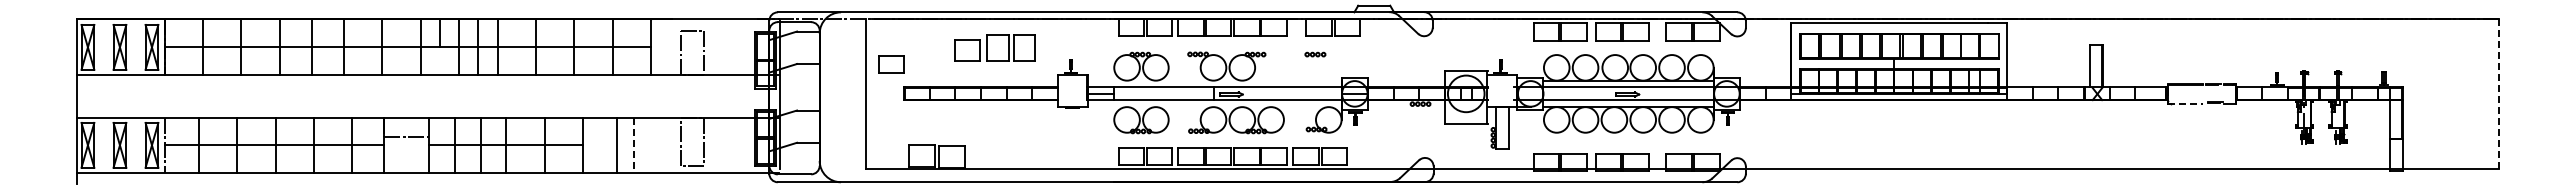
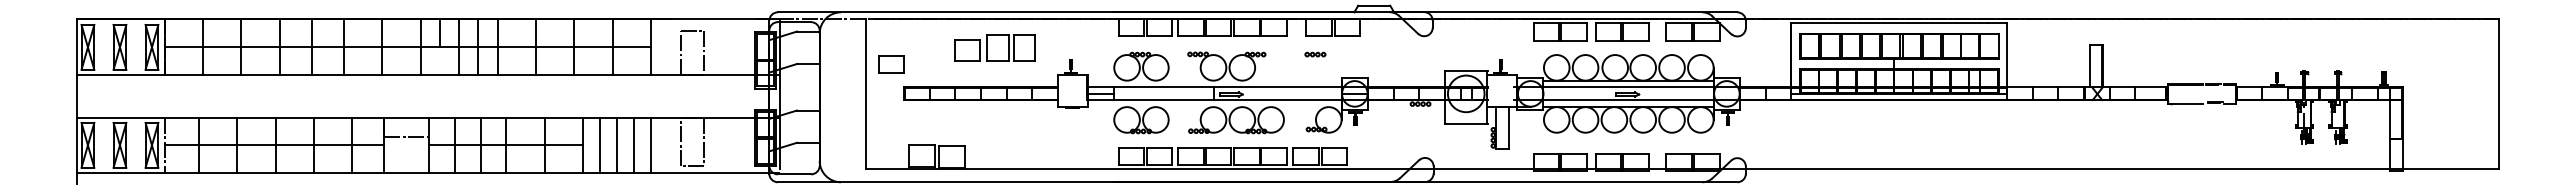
line: dashed -> solid (2498, 93)
line: dashed -> solid (2185, 103)
line: none -> present (600, 144)
line: none -> present (651, 144)
line: dashed -> solid (634, 145)
